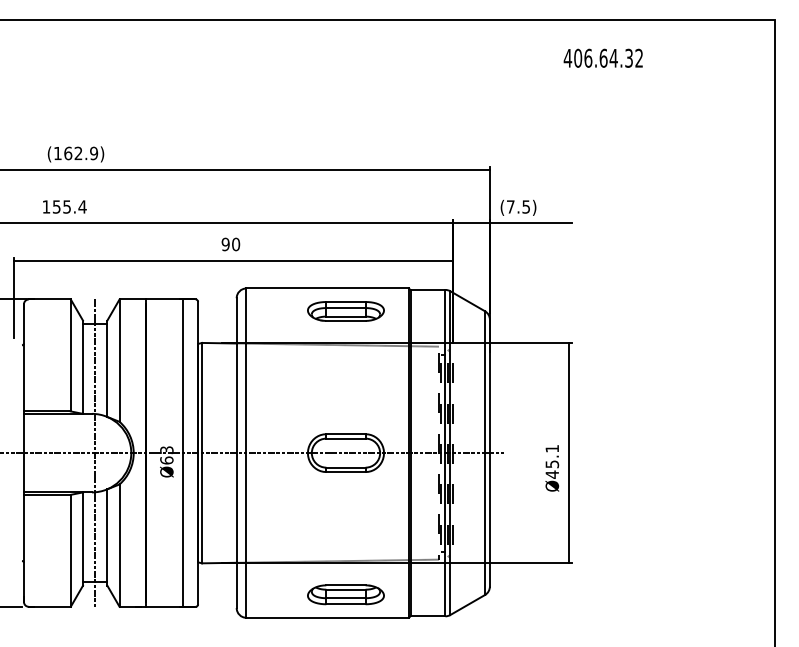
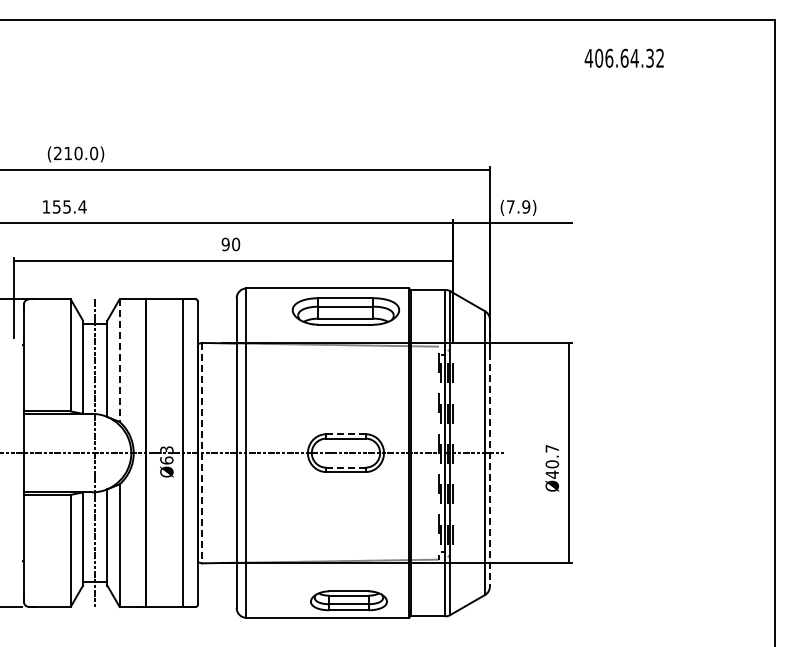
text position: (602, 57) -> (623, 57) (623, 57)
text: (162.9) -> (210.0) (75, 153)
text: (7.5) -> (7.9) (526, 206)
part size: 78x21 px -> 110x29 px (345, 311)
line: solid -> dashed (119, 361)
line: solid -> dashed (345, 434)
line: solid -> dashed (202, 453)
line: solid -> dashed (489, 453)
text: Ø45.1 -> Ø40.7 (552, 456)
line: solid -> dashed (345, 467)
part position: (345, 594) -> (348, 600) (348, 600)
